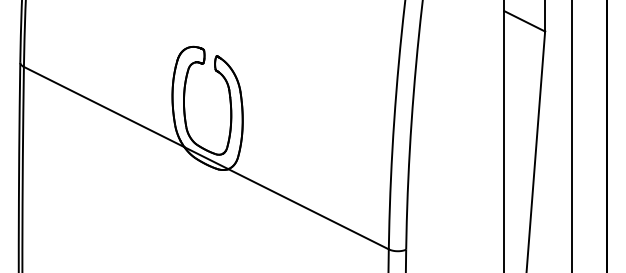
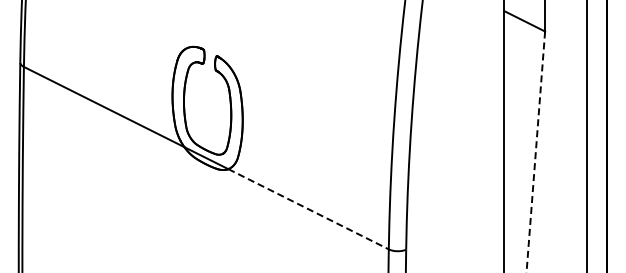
line position: (572, 135) -> (587, 135) (587, 135)
line: solid -> dashed (535, 151)
line: solid -> dashed (308, 209)
